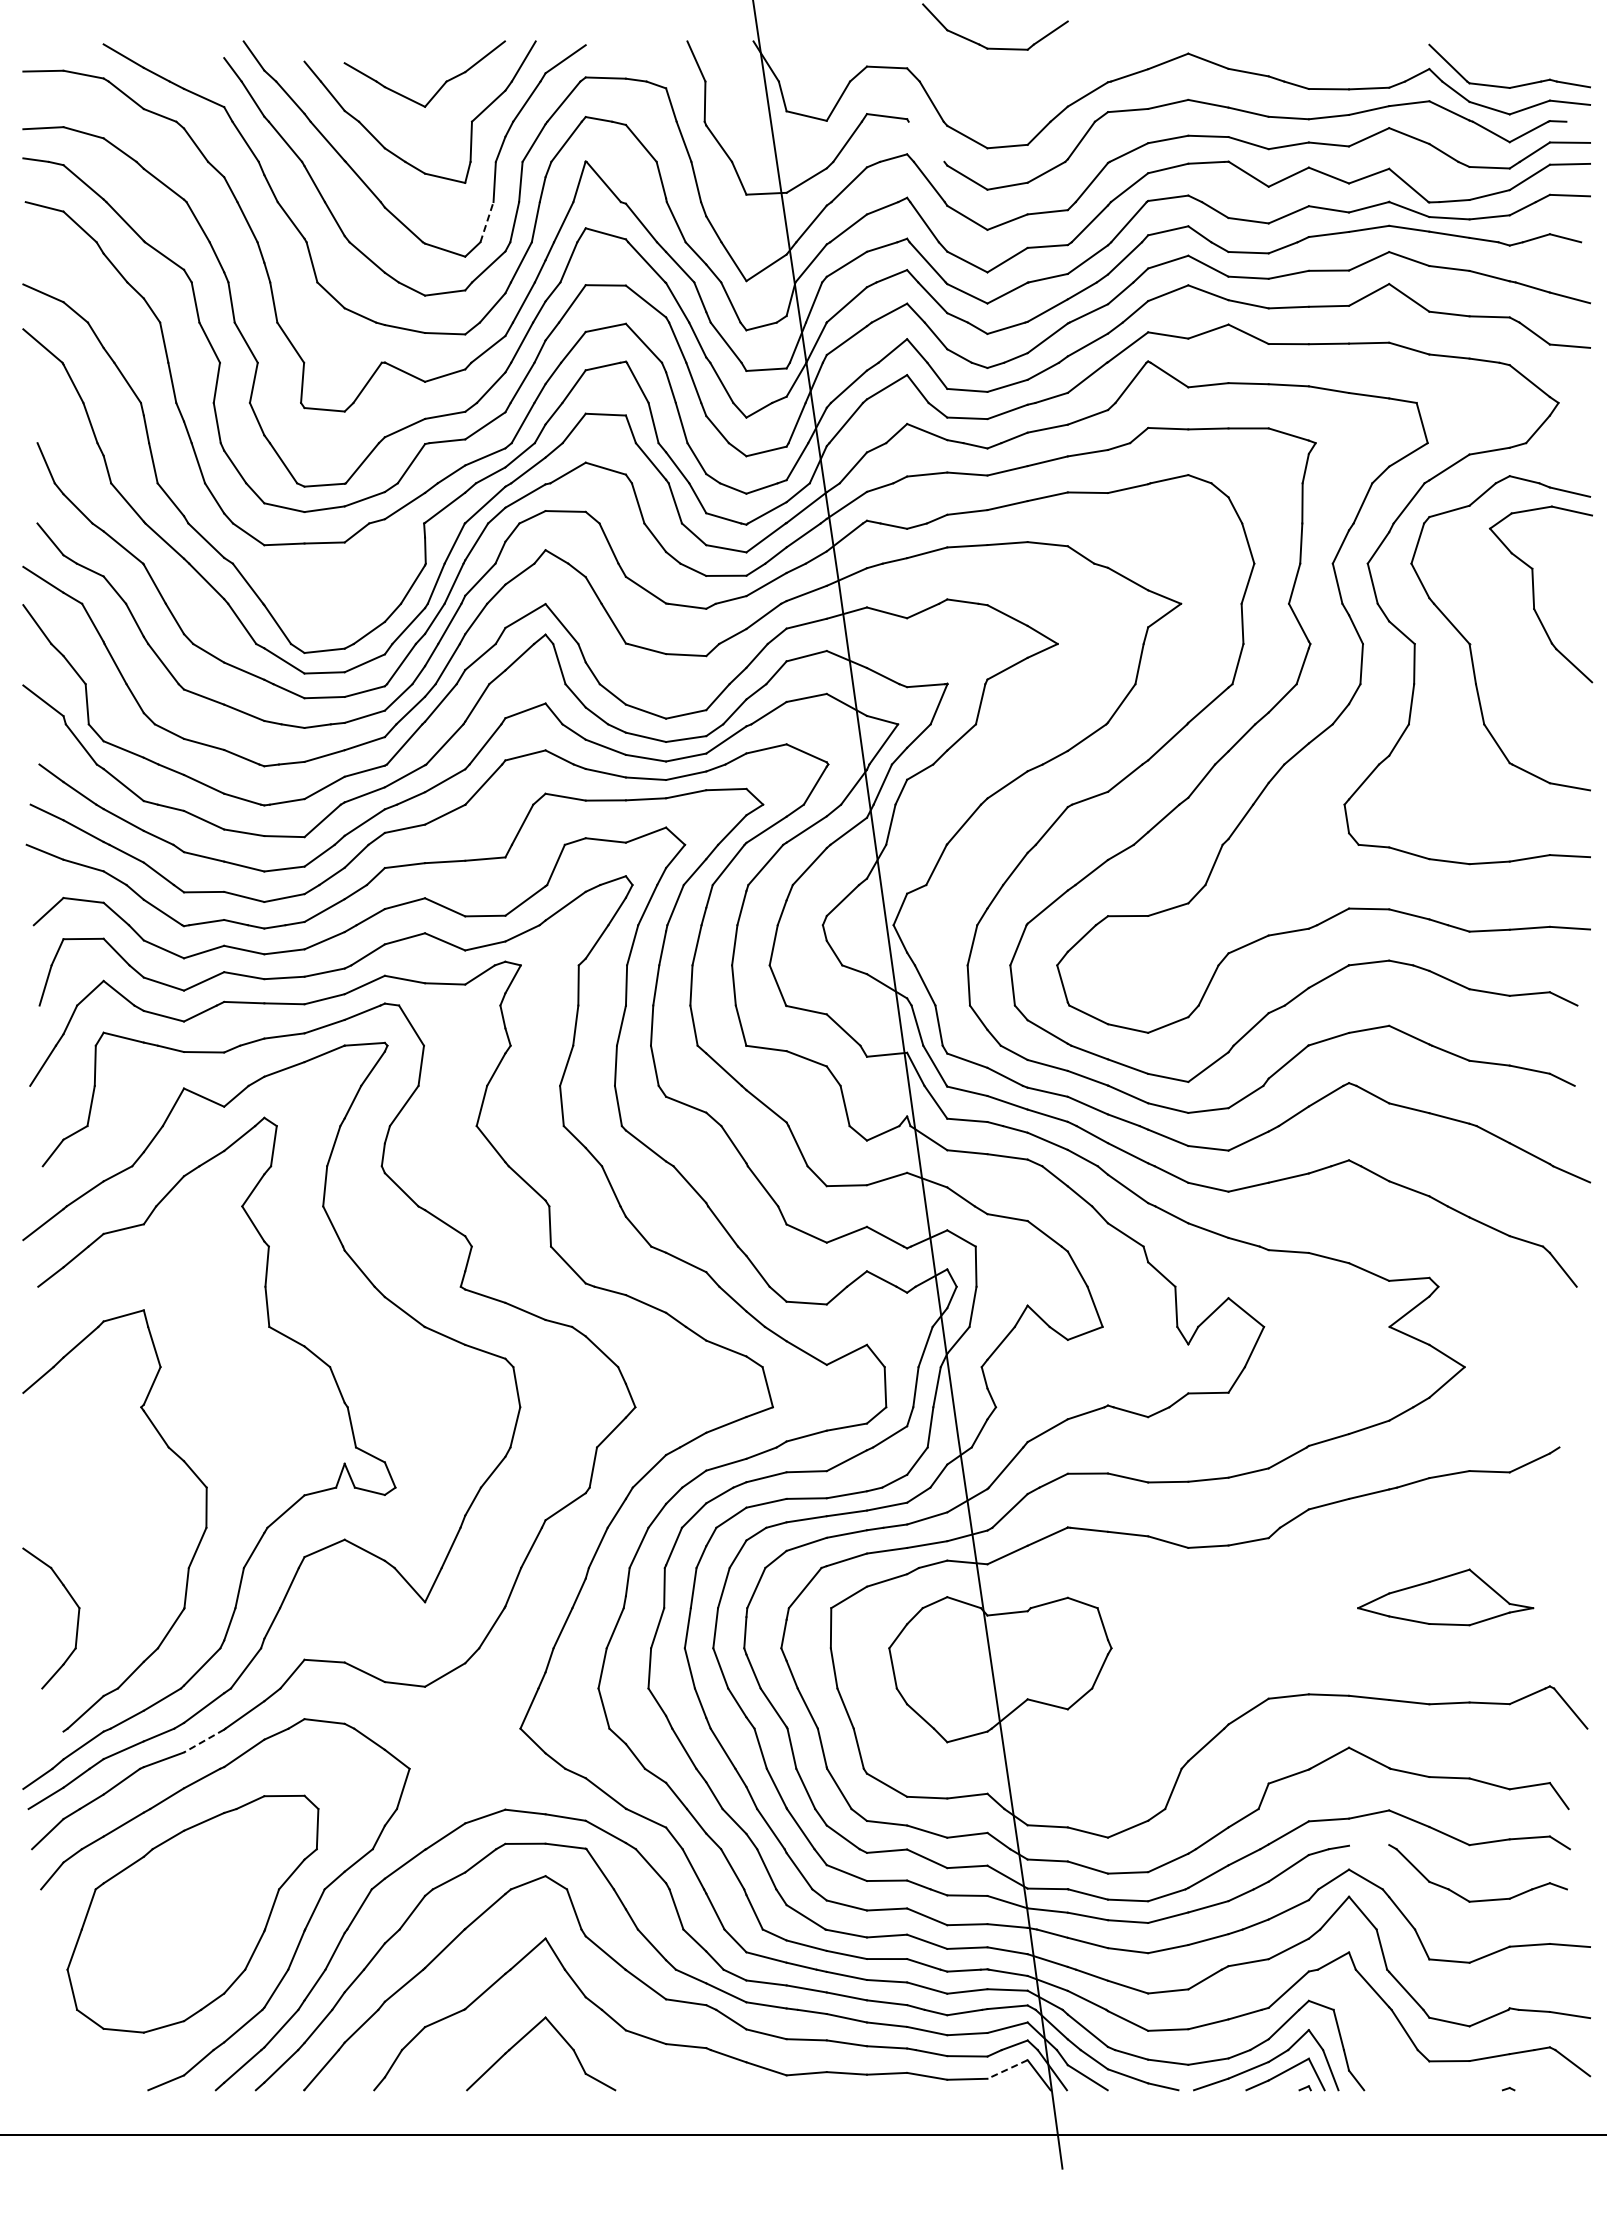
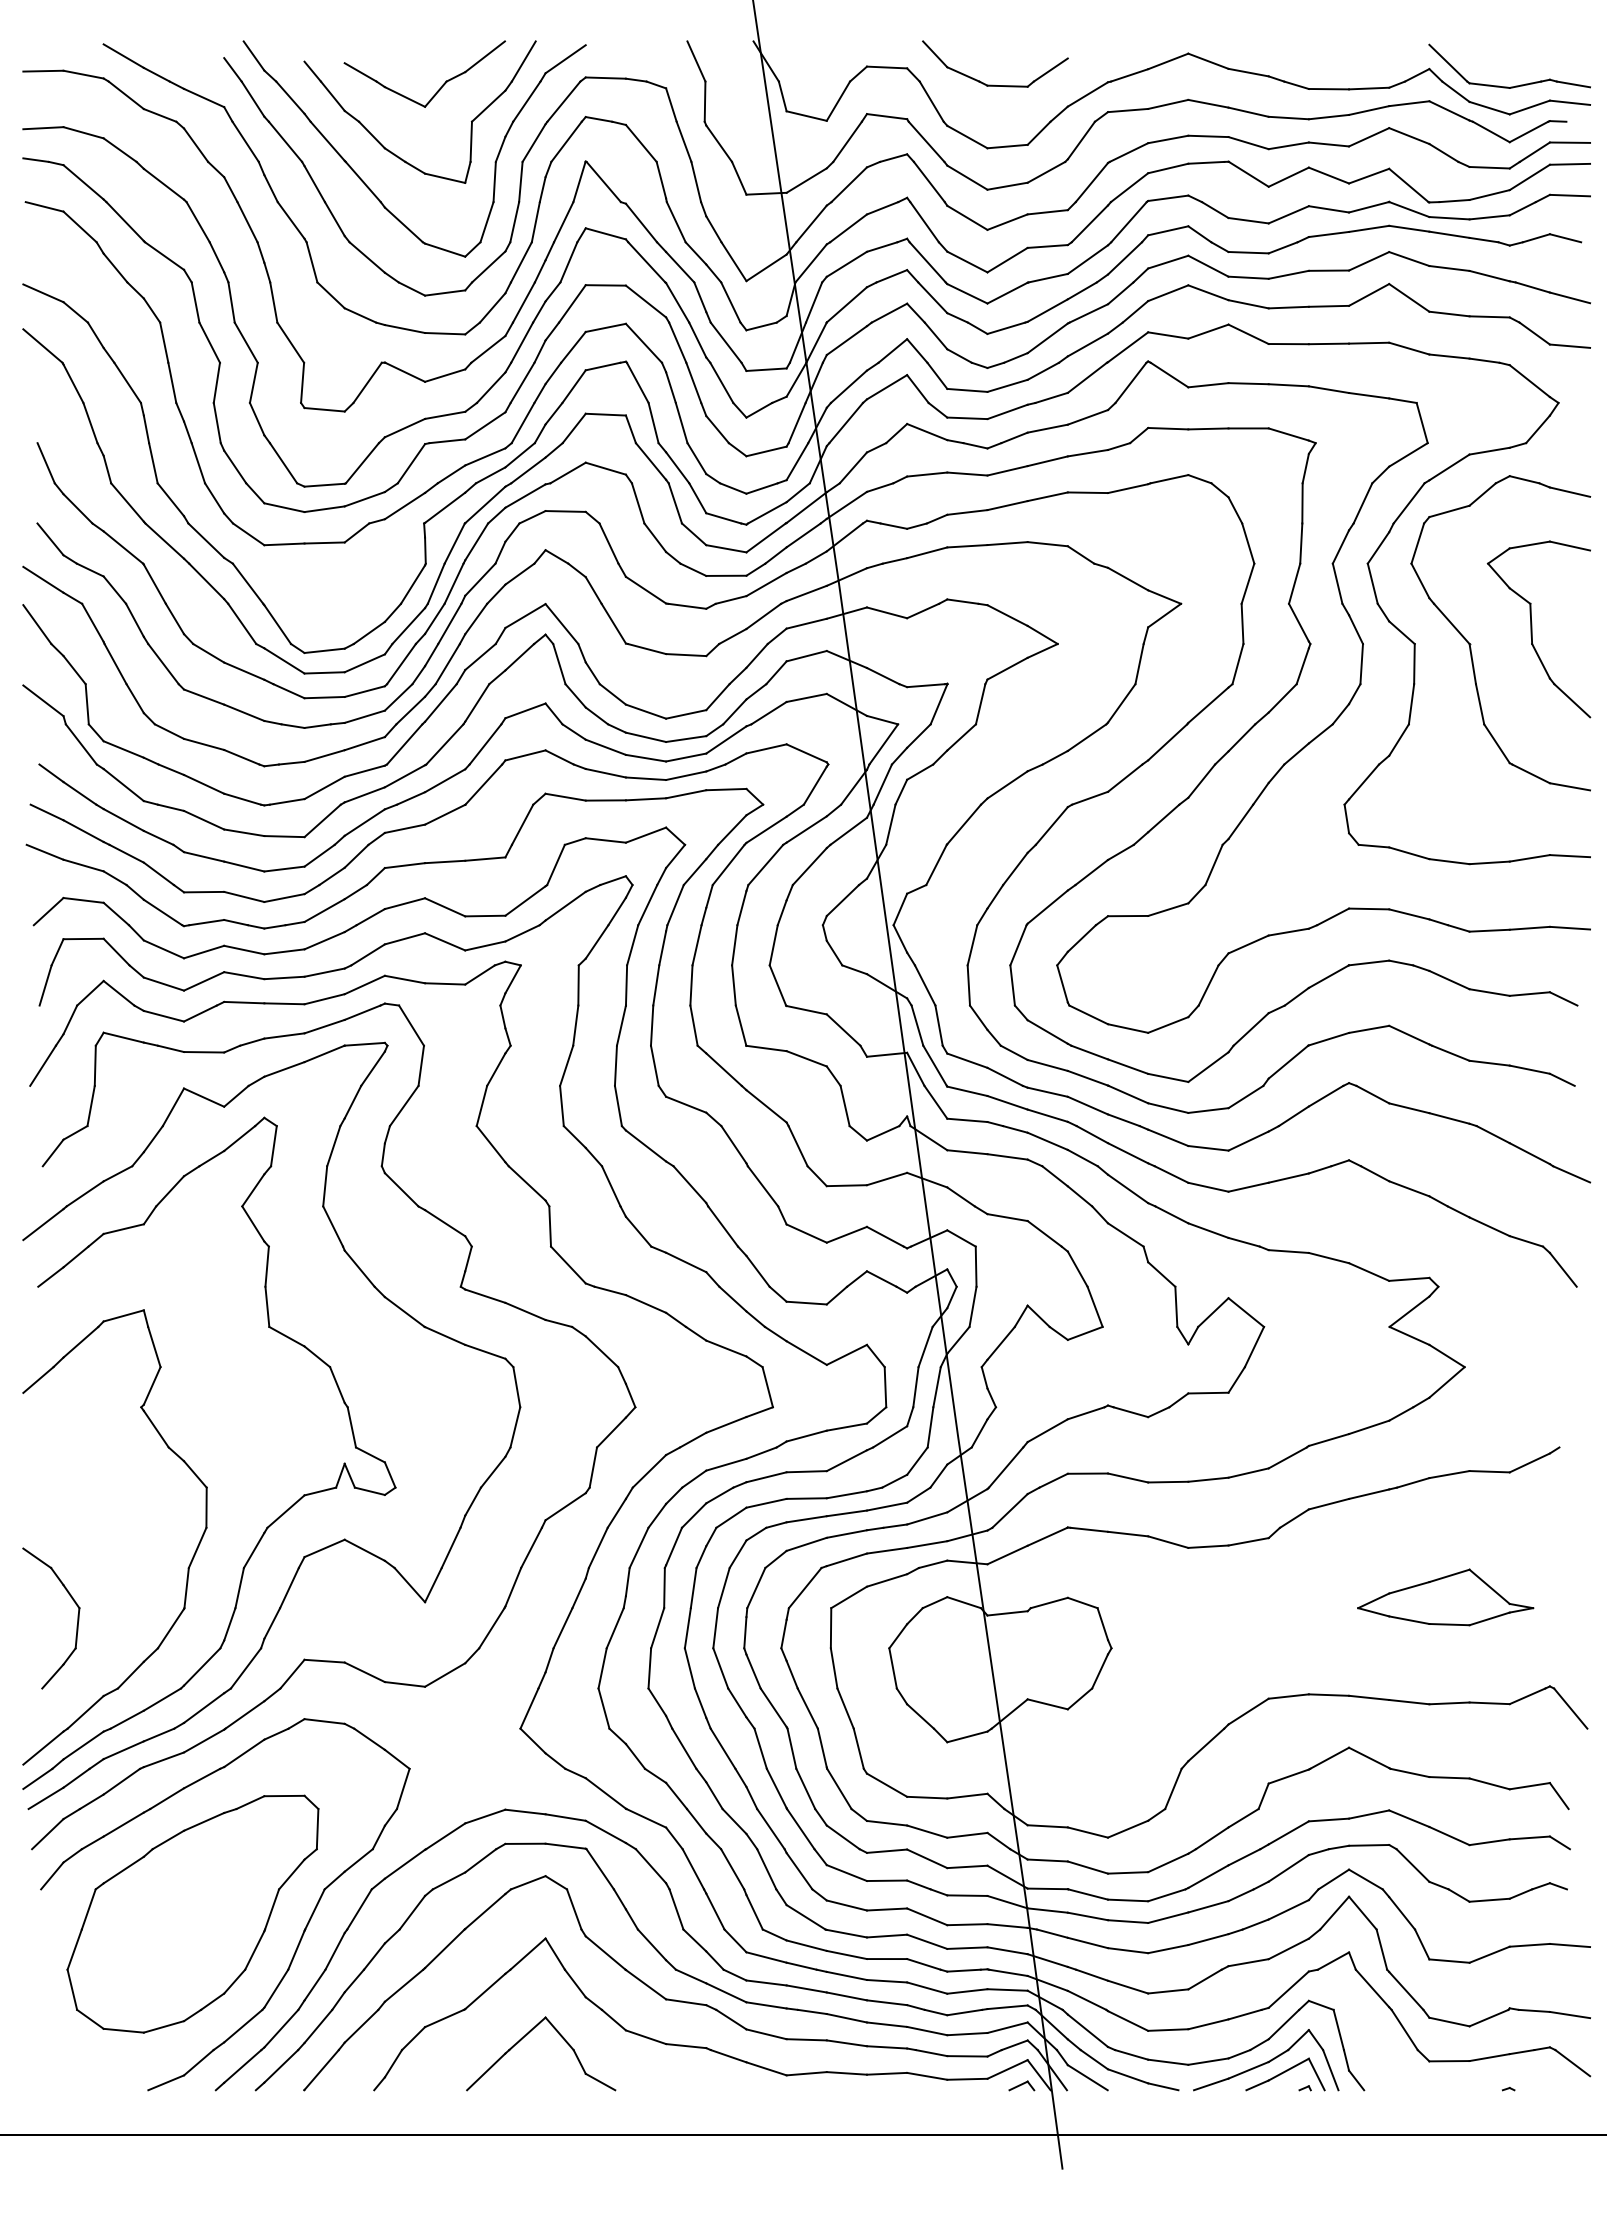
part position: (993, 47) -> (993, 84) (993, 84)
line: none -> present (926, 141)
line: dashed -> solid (487, 221)
part position: (1540, 594) -> (1538, 629) (1538, 629)
line: dashed -> solid (203, 1741)
line: none -> present (43, 1747)
line: none -> present (1369, 1845)
line: dashed -> solid (1007, 2069)
part: none -> present (1021, 2085)
